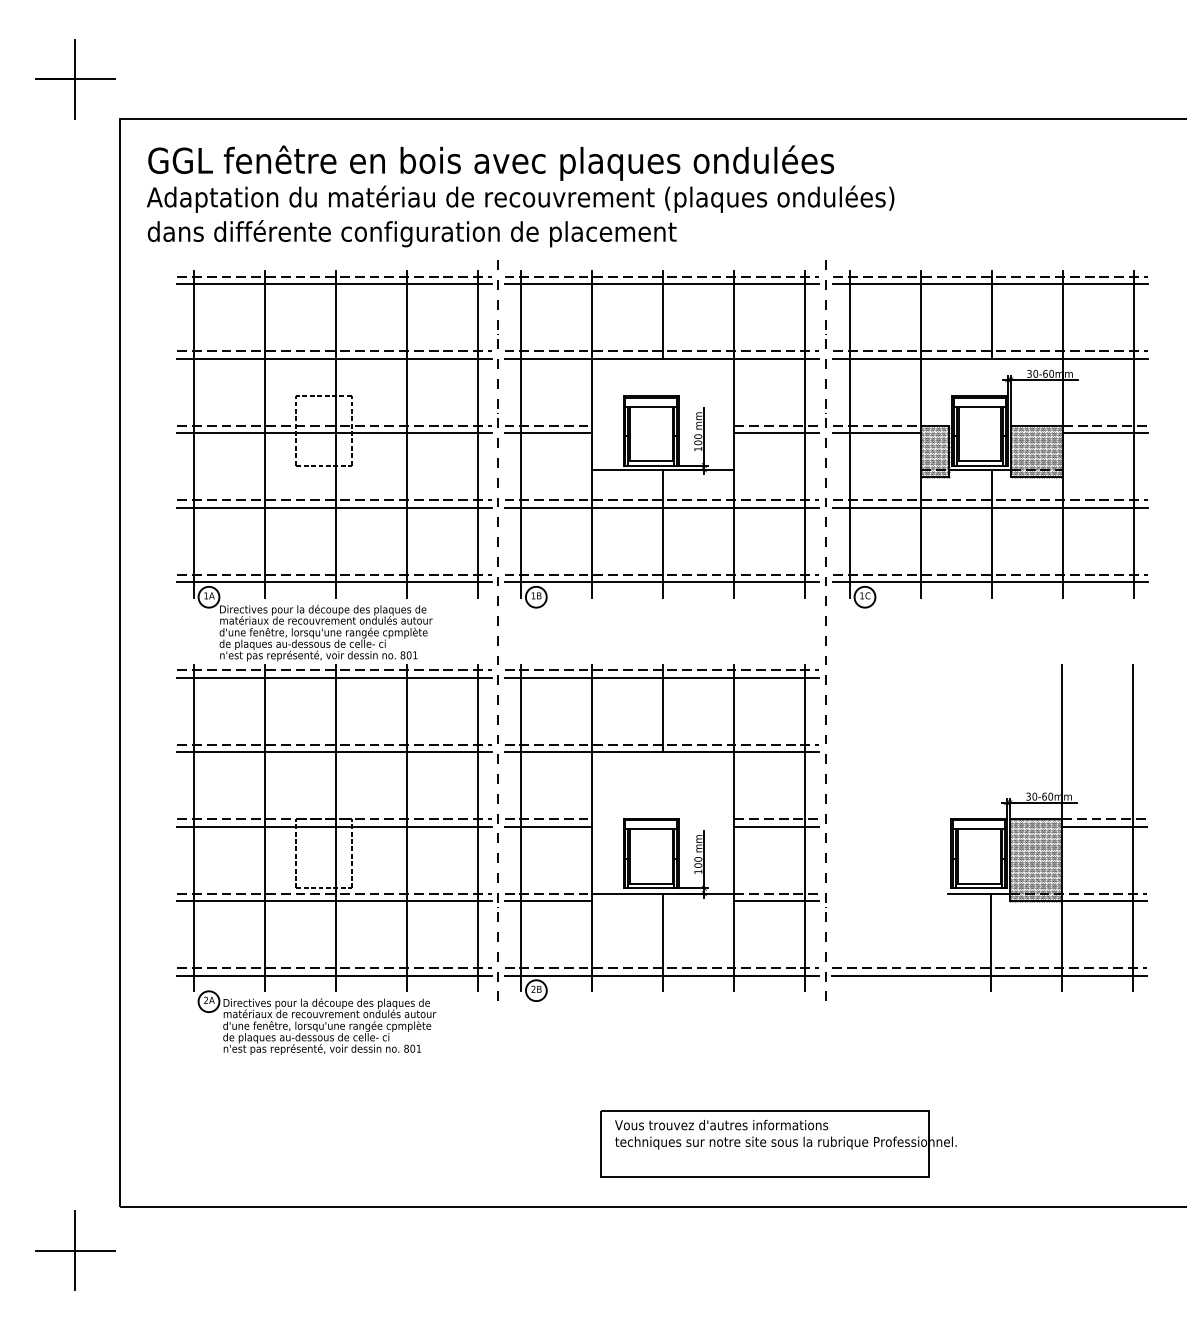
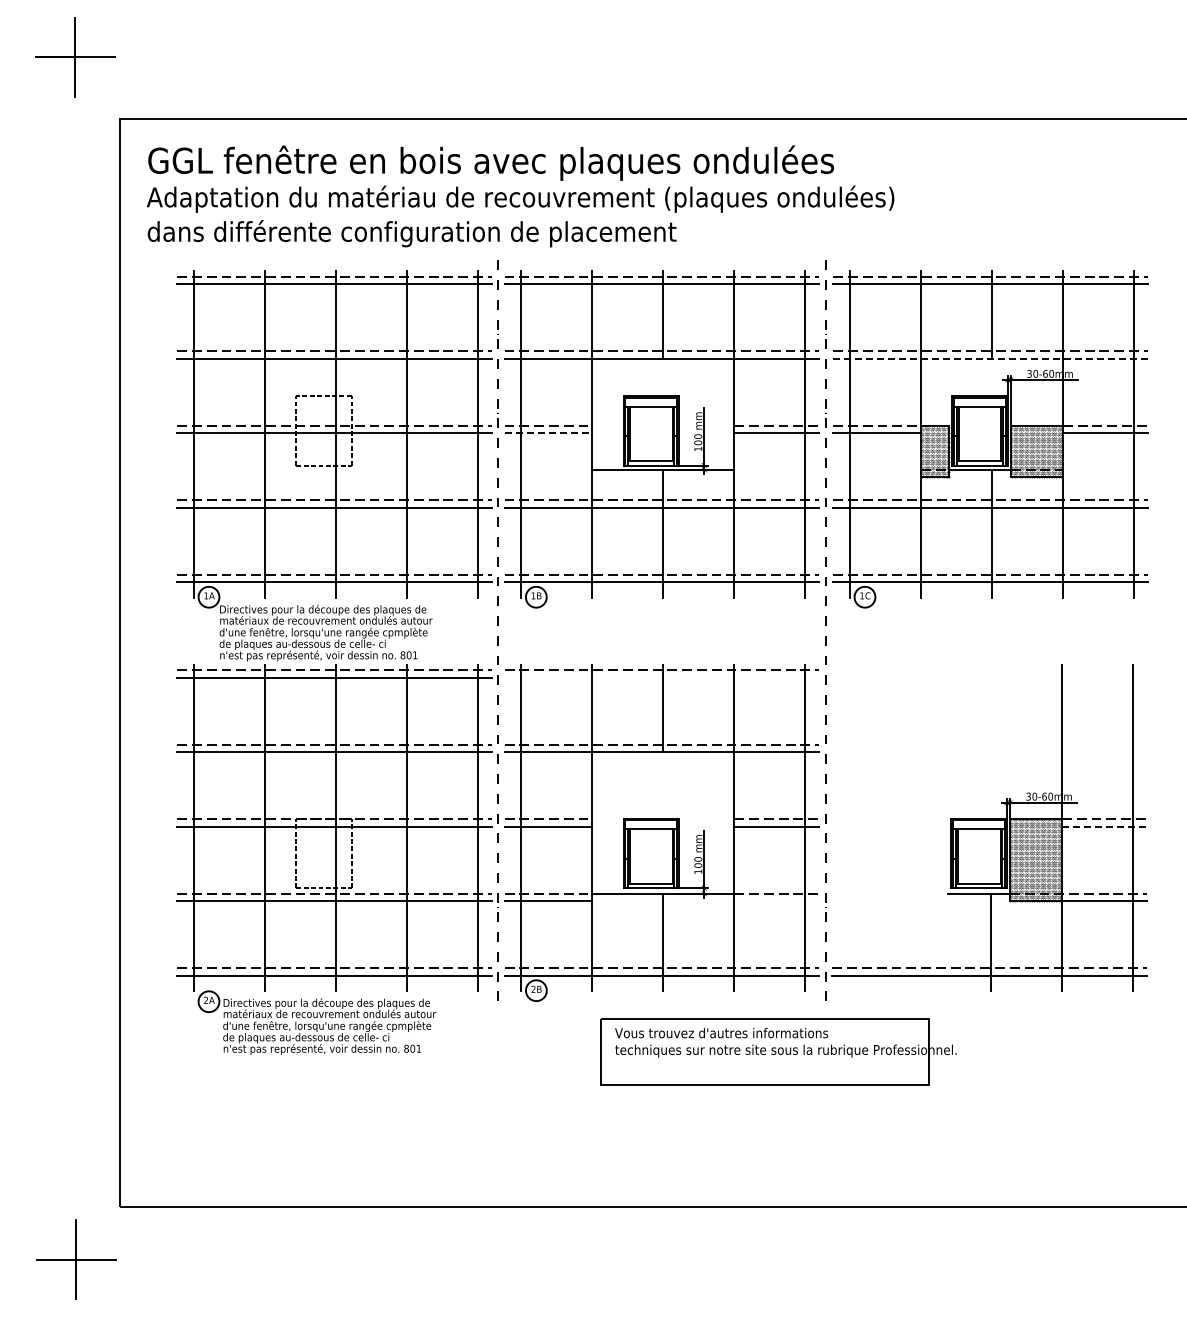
part position: (75, 79) -> (75, 57) (75, 57)
line: solid -> dashed (991, 358)
line: solid -> dashed (548, 433)
line: present -> none (661, 677)
line: solid -> dashed (1104, 826)
line: present -> none (776, 901)
part position: (778, 1143) -> (778, 1051) (778, 1051)
part position: (75, 1250) -> (76, 1259) (76, 1259)
